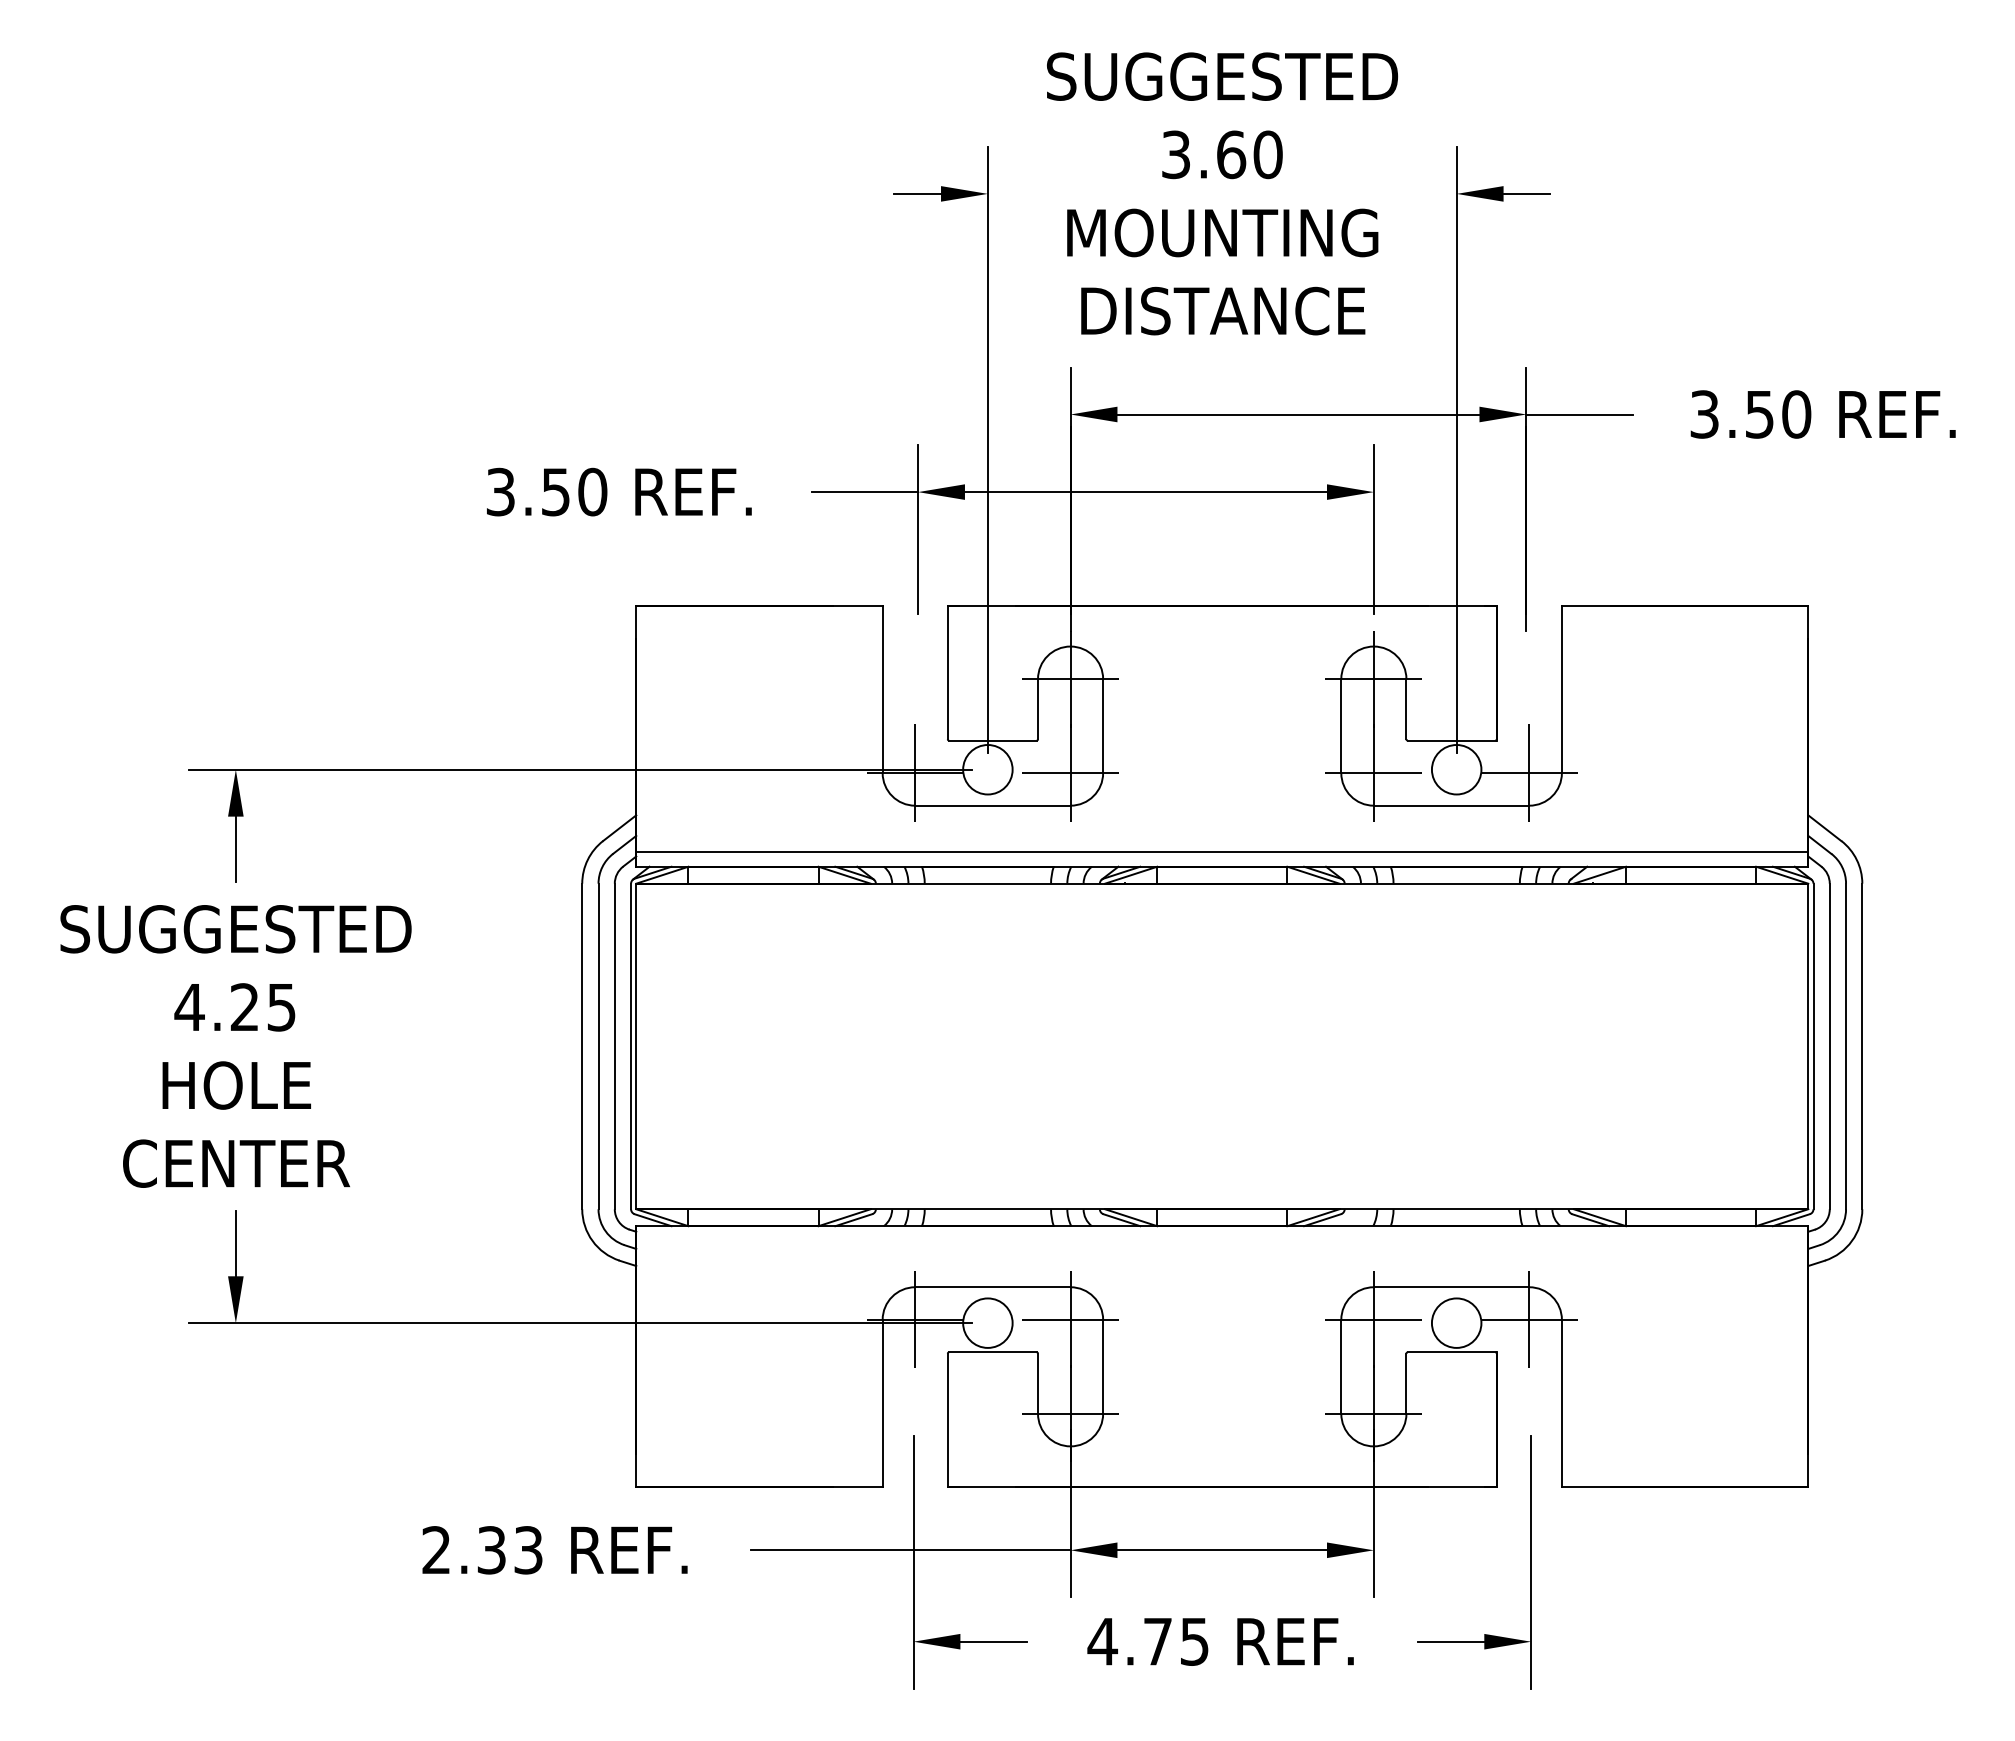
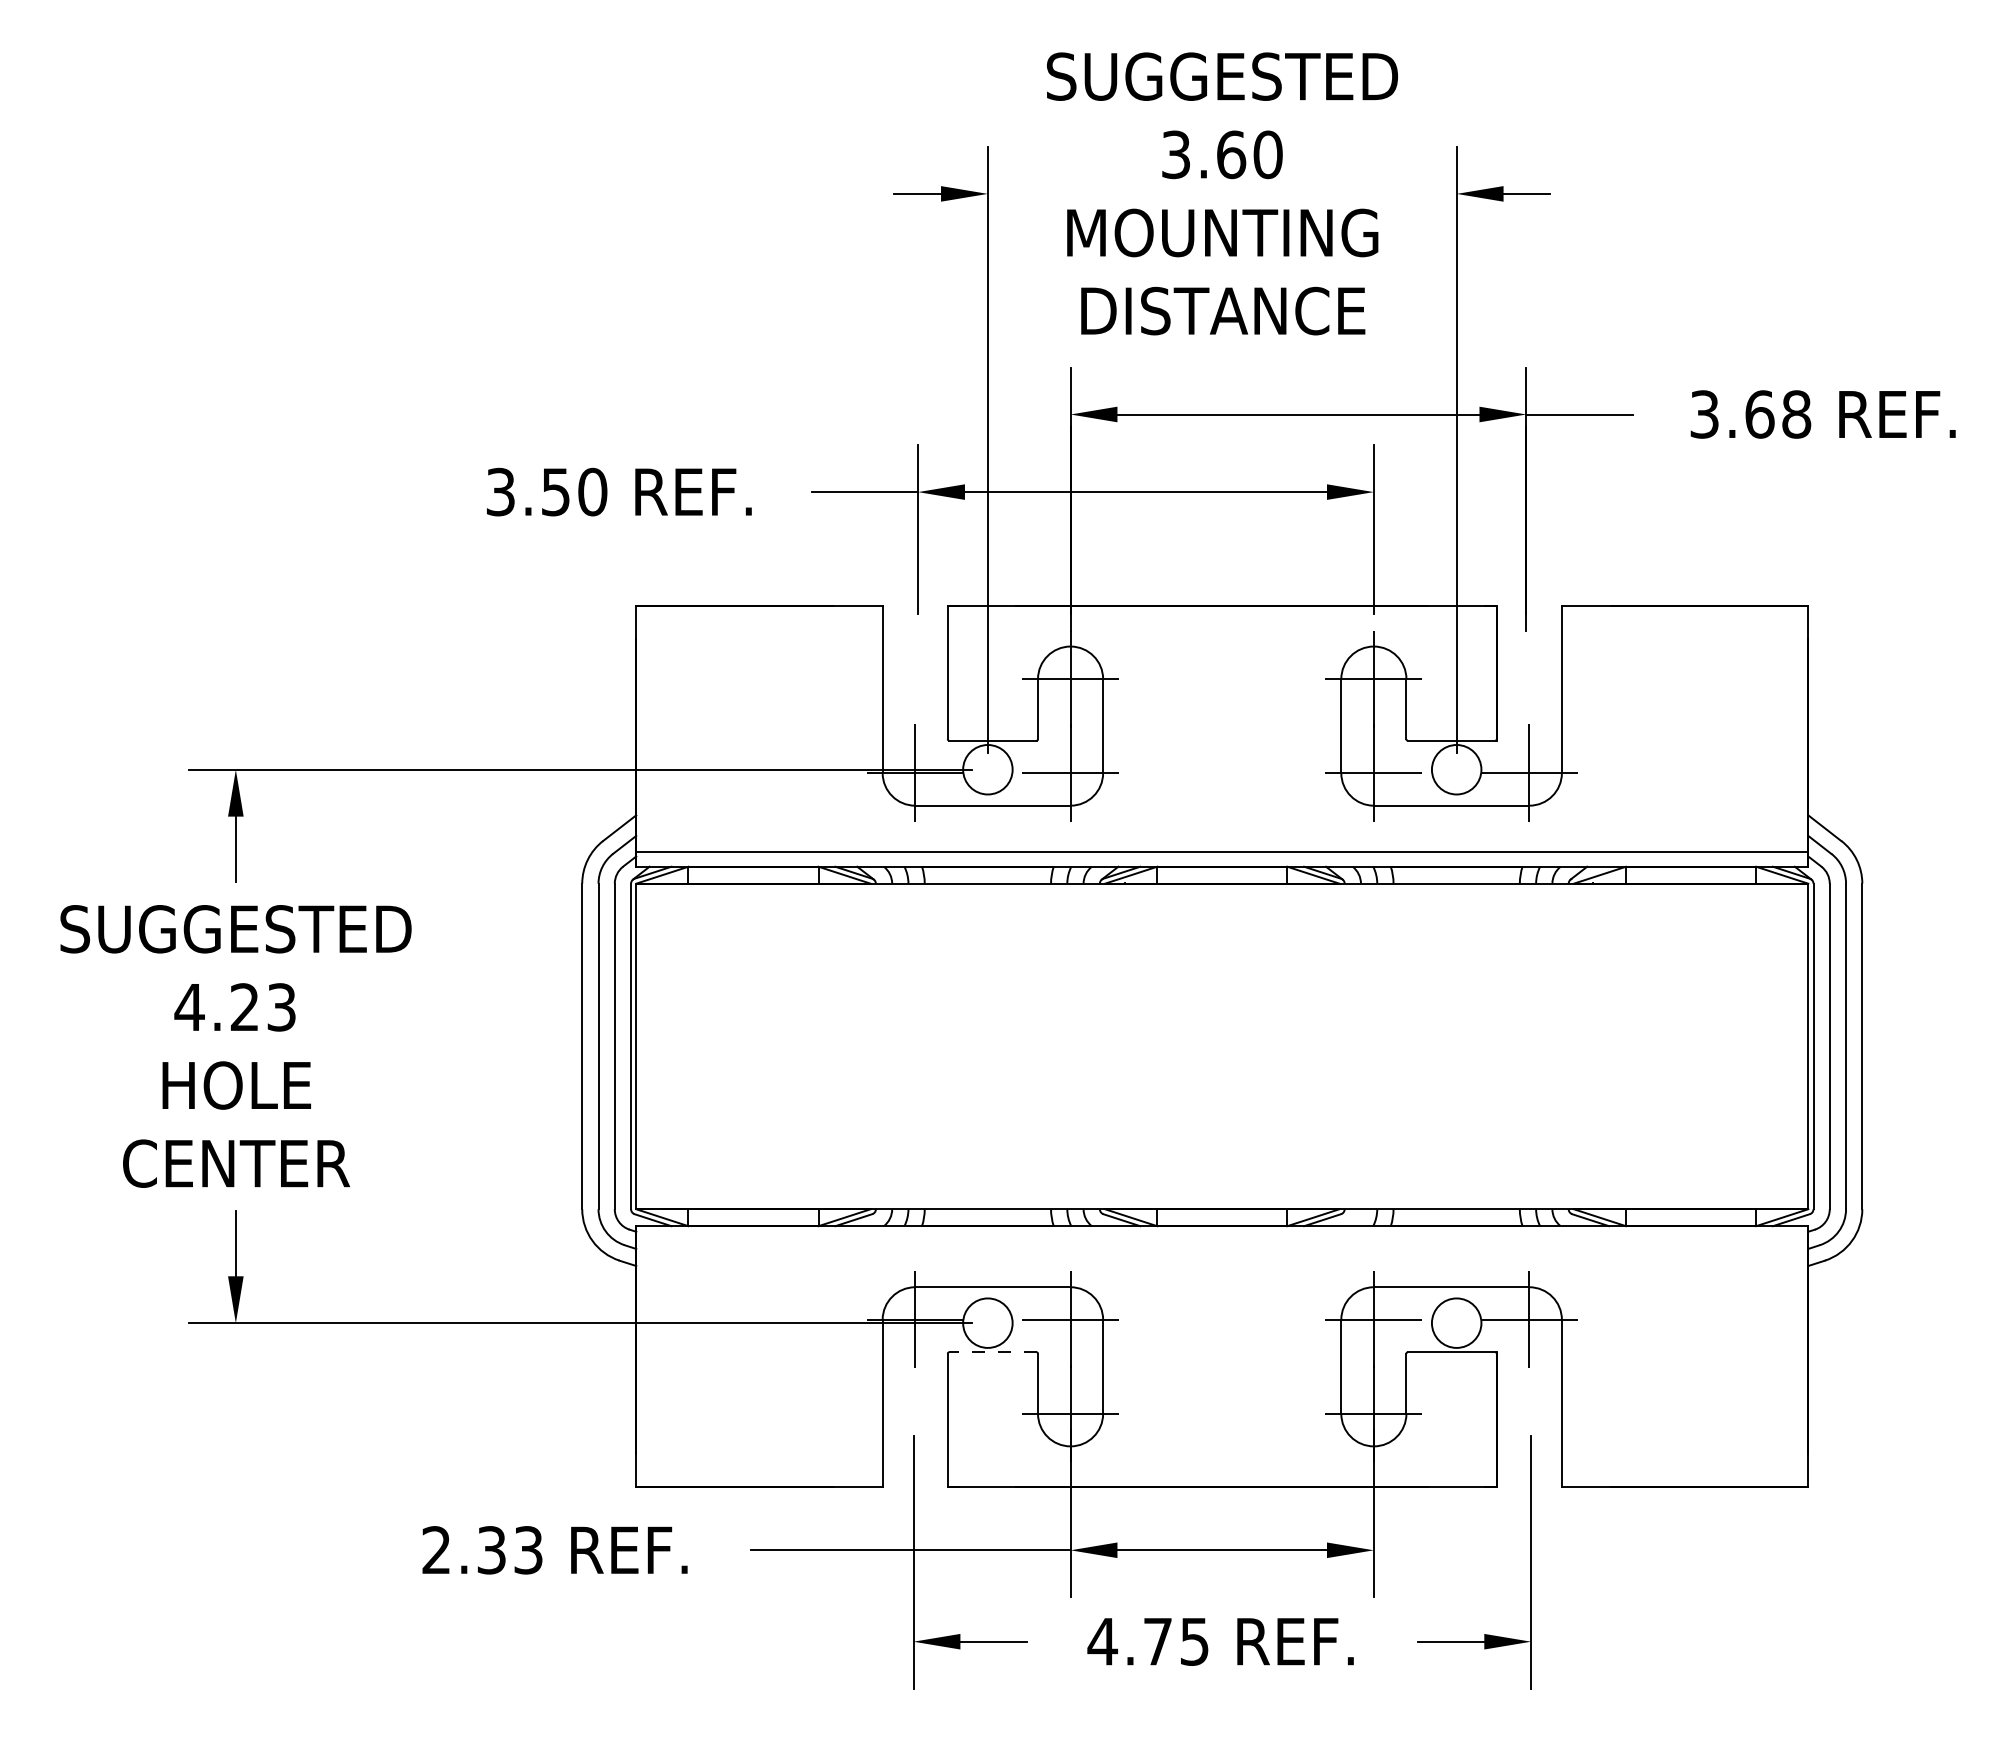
text: 3.50 -> 3.68 (1778, 414)
text: 4.25 -> 4.23 (281, 1007)
line: solid -> dashed (992, 1352)
